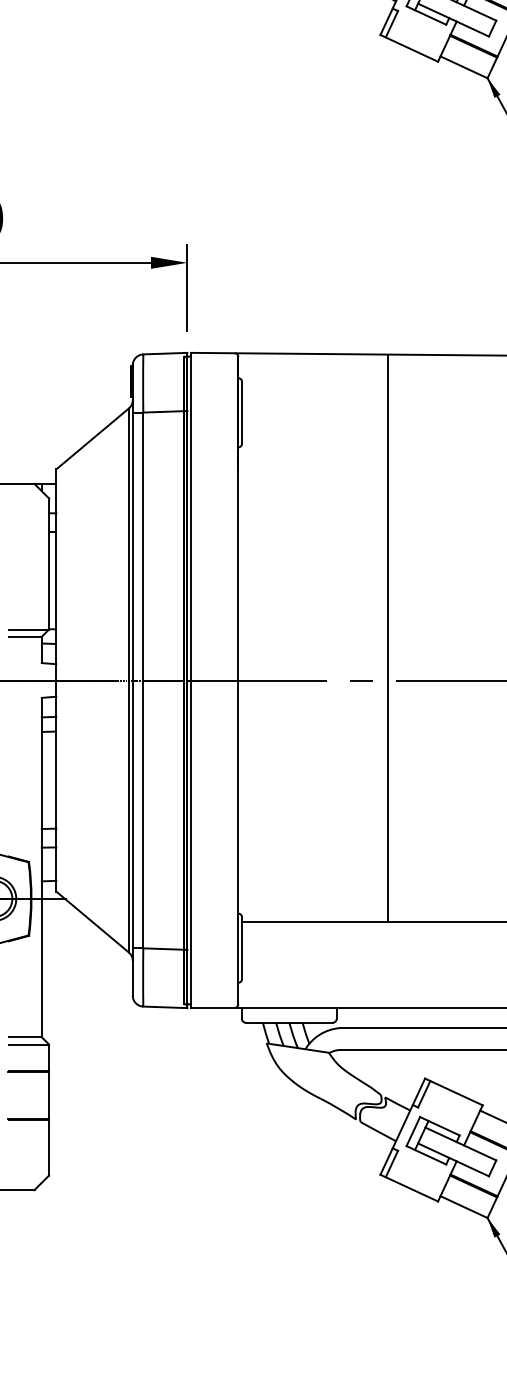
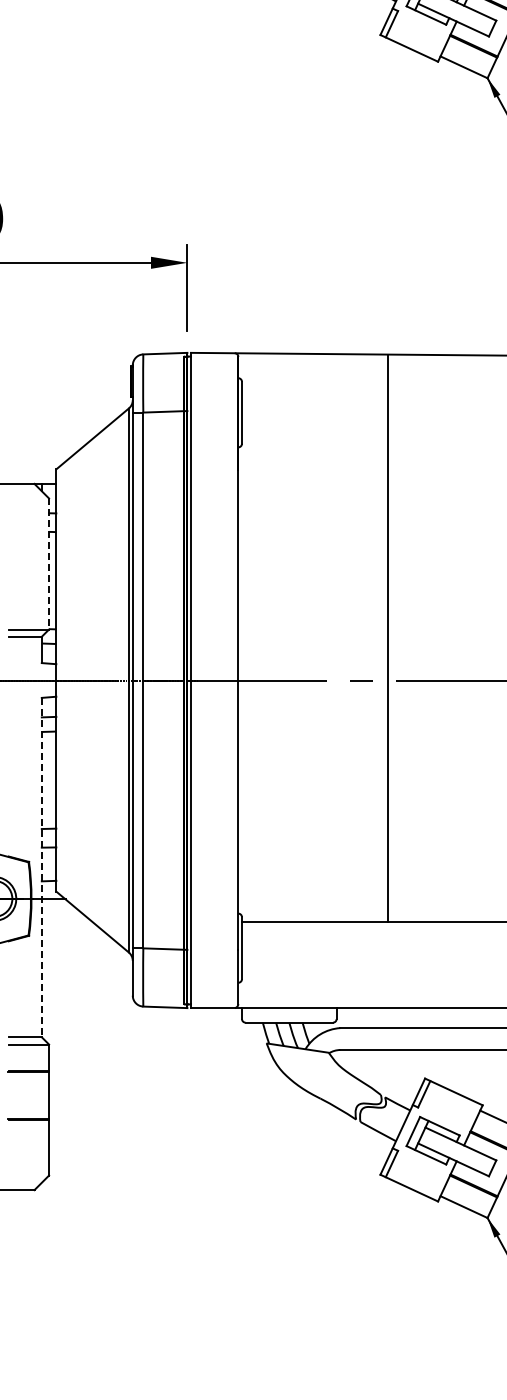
line: solid -> dashed (49, 564)
line: solid -> dashed (41, 867)
